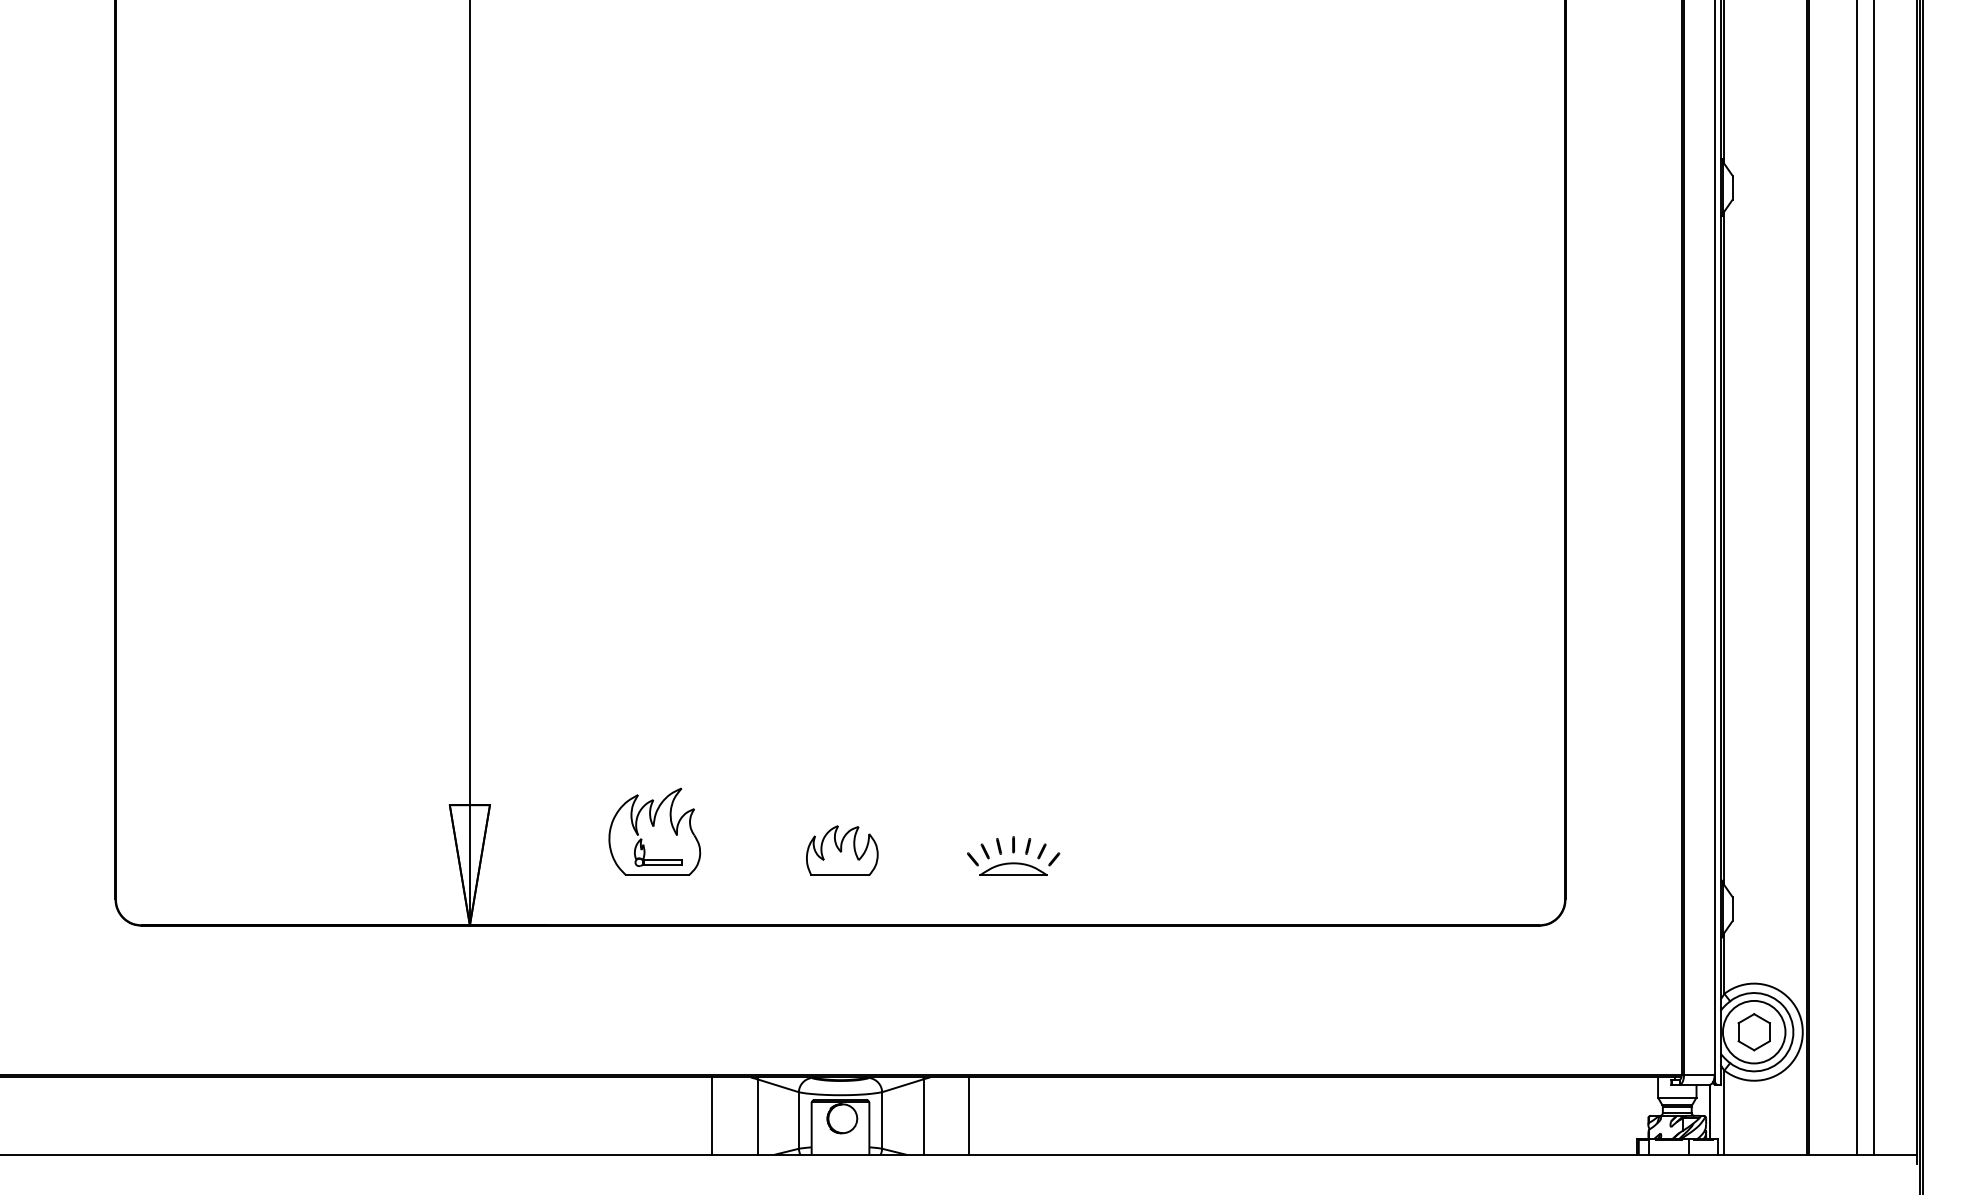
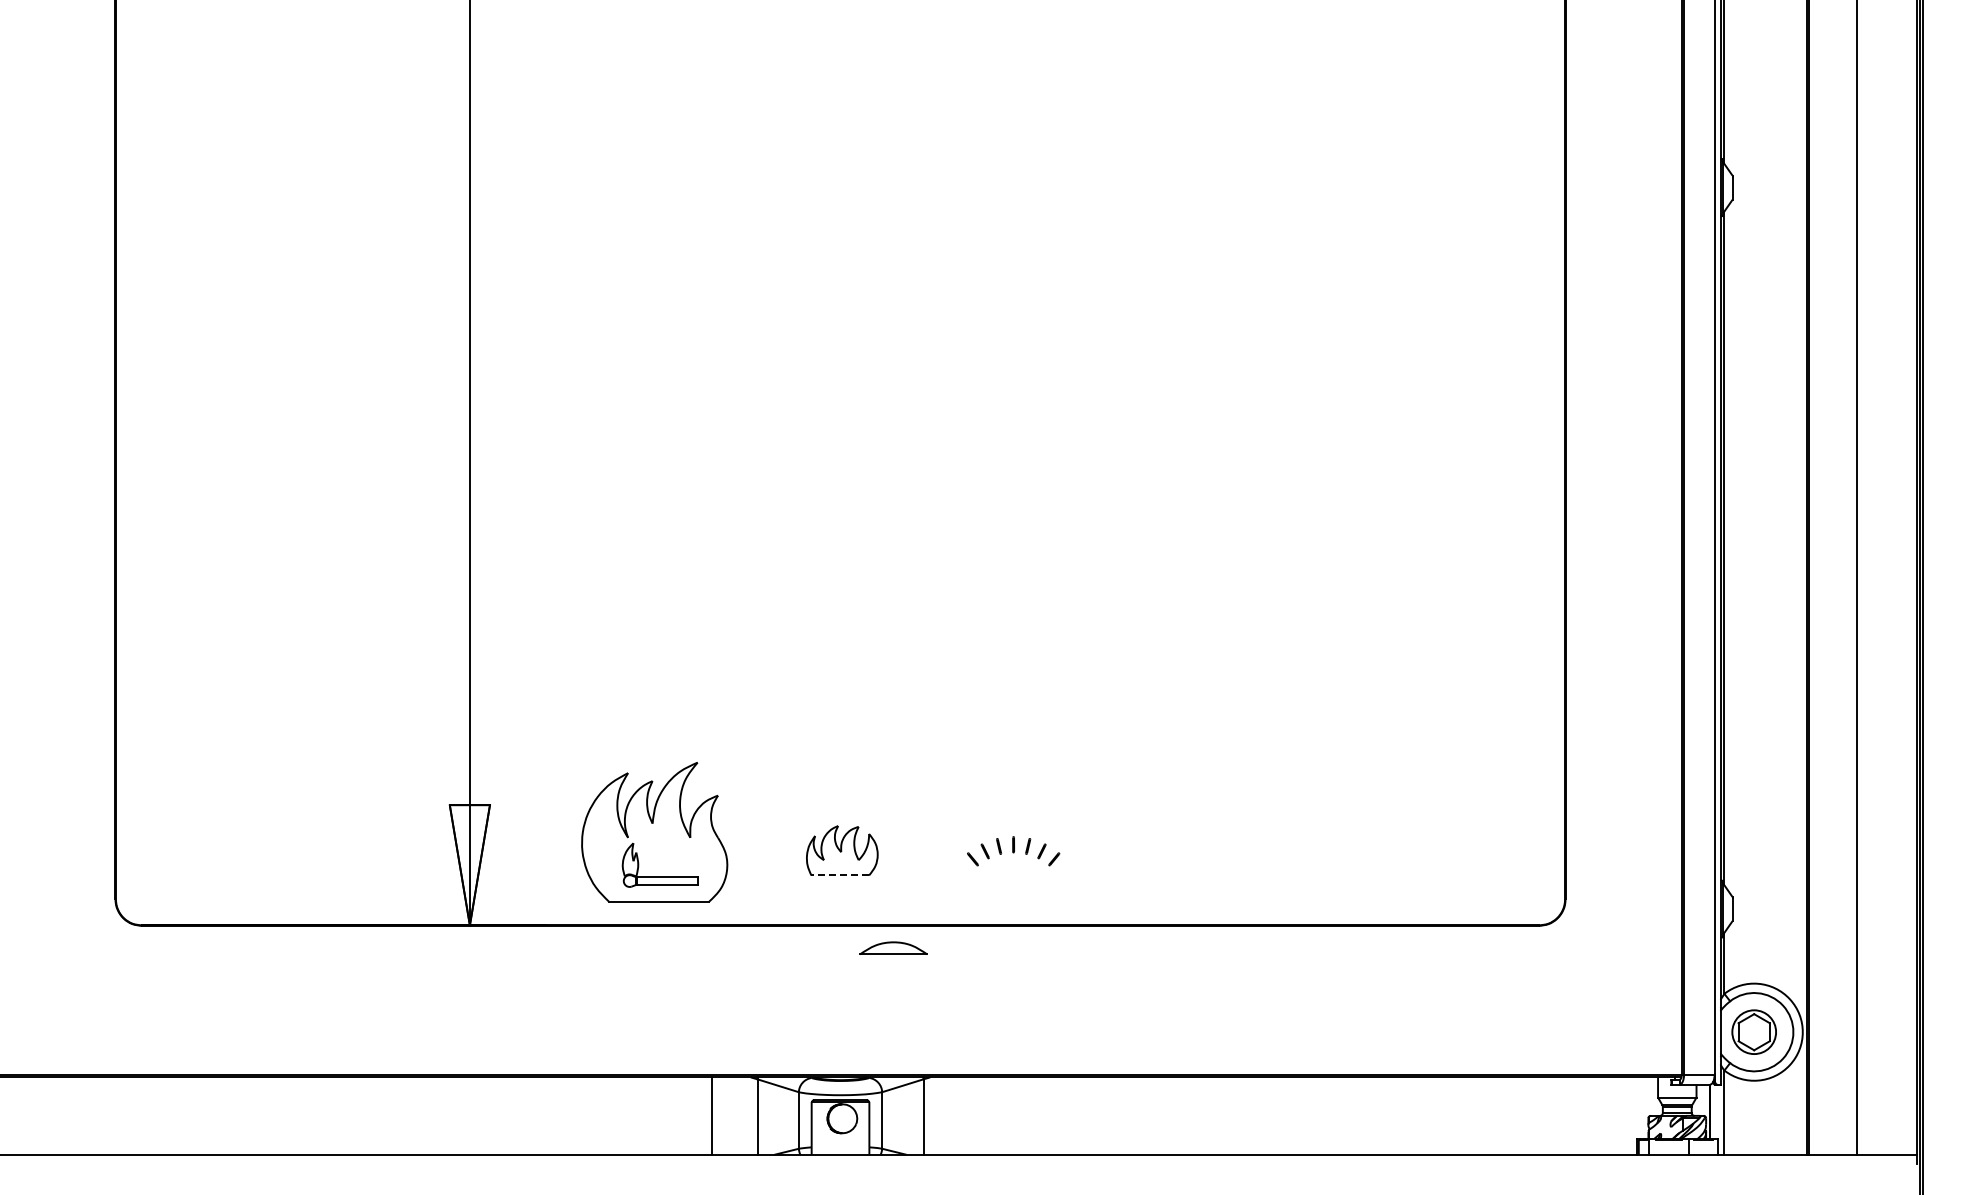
line: present -> none (1874, 578)
part size: 94x89 px -> 148x141 px (654, 832)
part position: (1013, 868) -> (893, 947) (893, 947)
line: solid -> dashed (840, 875)
circle diameter: 63 px -> 44 px (1754, 1032)
line: present -> none (969, 1115)
